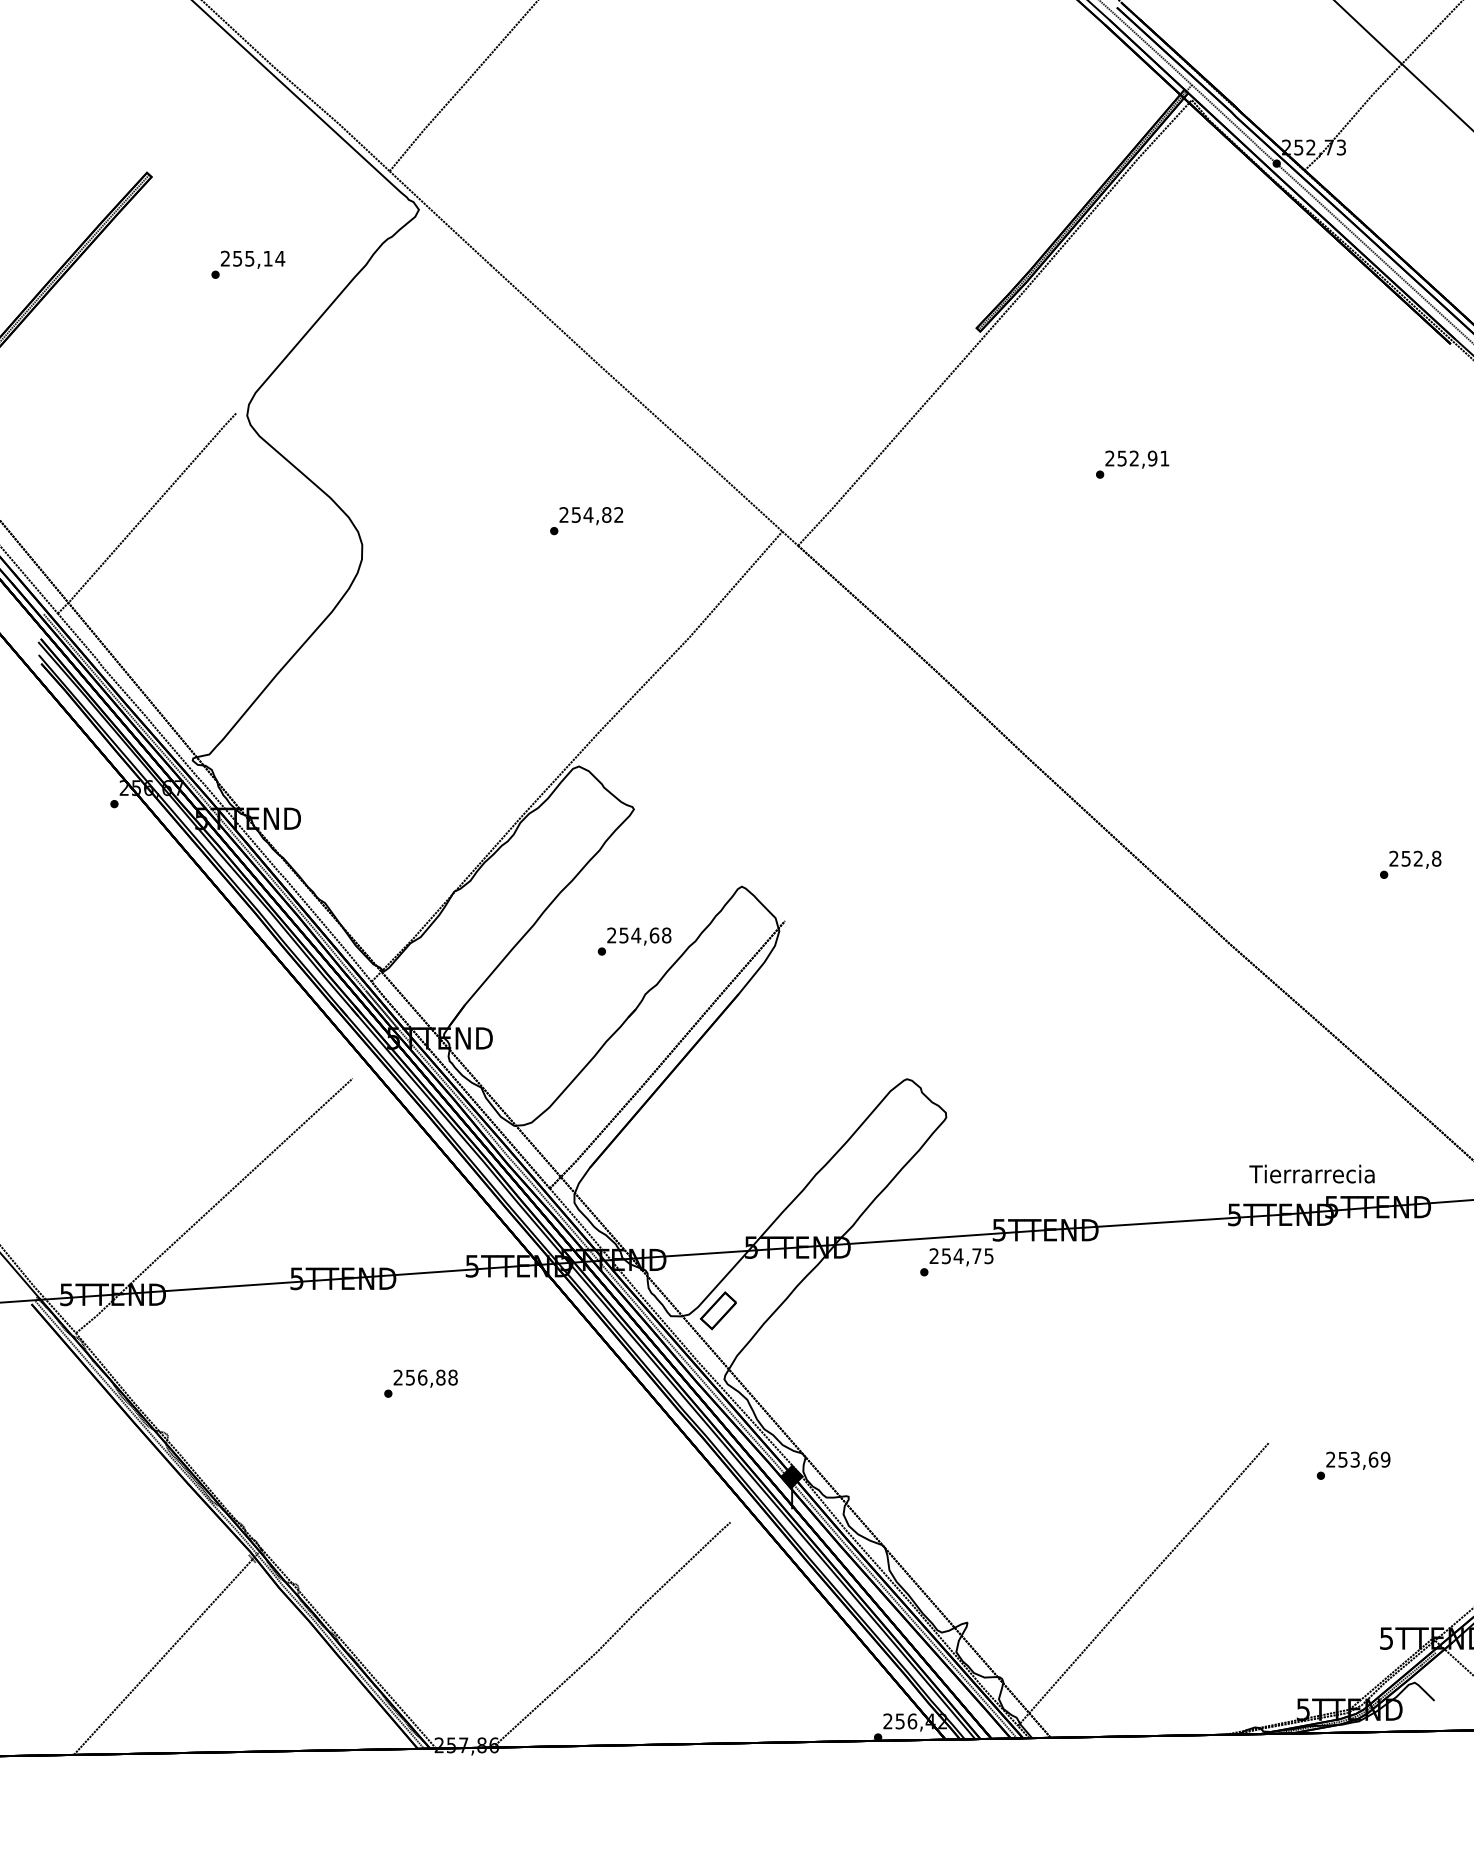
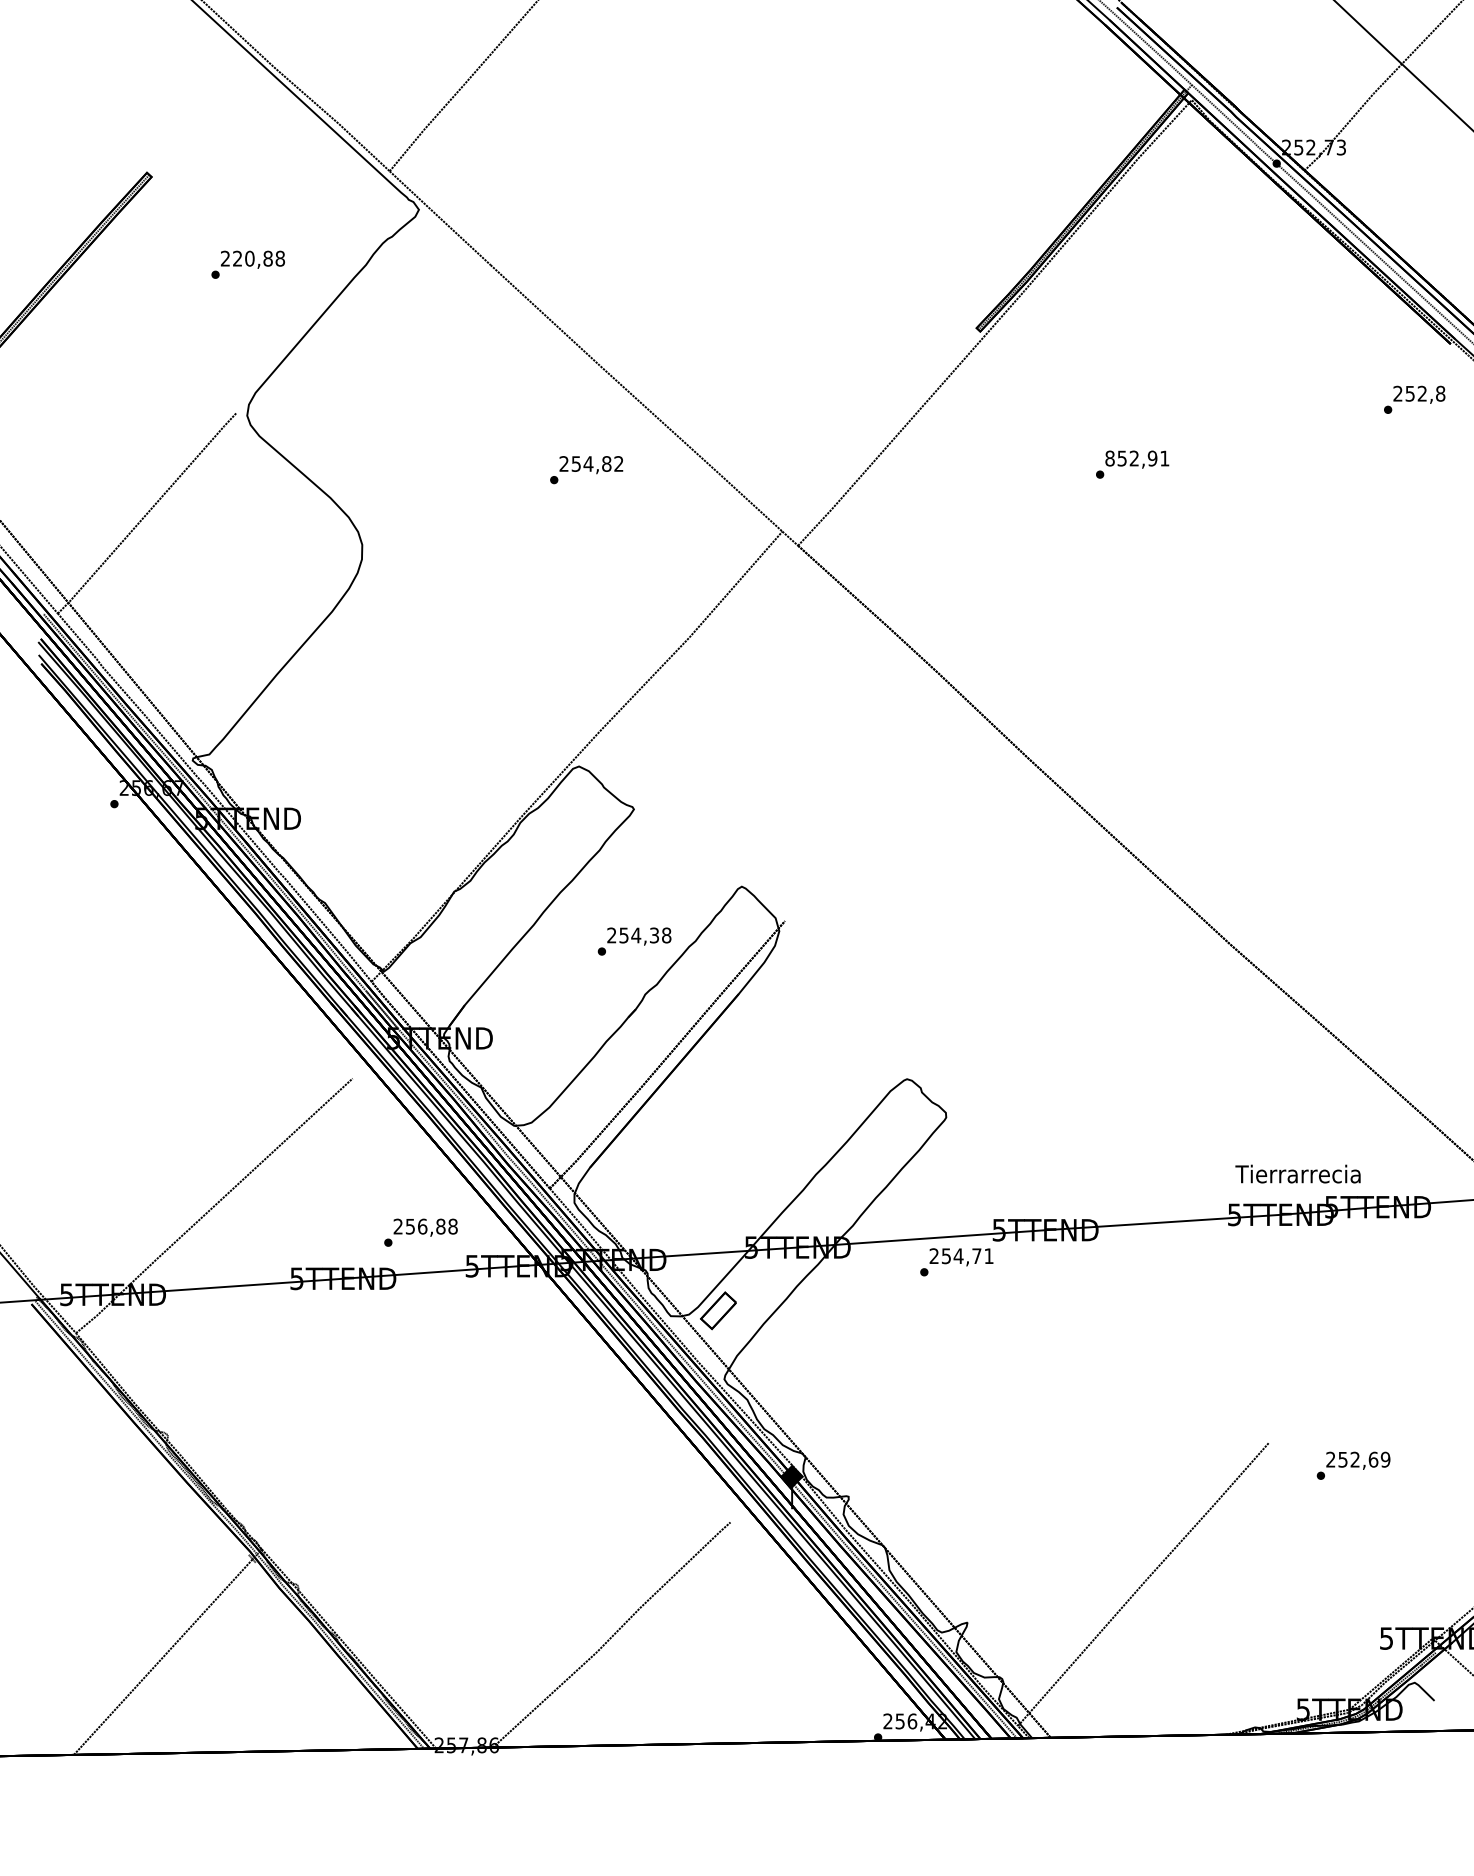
text: 255,14 -> 220,88 (259, 258)
text: 252,91 -> 852,91 (1109, 458)
text position: (586, 521) -> (586, 470) (586, 470)
text position: (1410, 864) -> (1414, 399) (1414, 399)
text: 254,68 -> 254,38 (654, 935)
text position: (1311, 1173) -> (1297, 1173) (1297, 1173)
text: 254,75 -> 254,71 (988, 1256)
text position: (420, 1383) -> (420, 1232) (420, 1232)
text: 253,69 -> 252,69 (1354, 1459)
